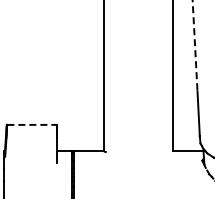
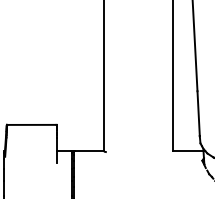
line: dashed -> solid (195, 45)
line: dashed -> solid (31, 124)
